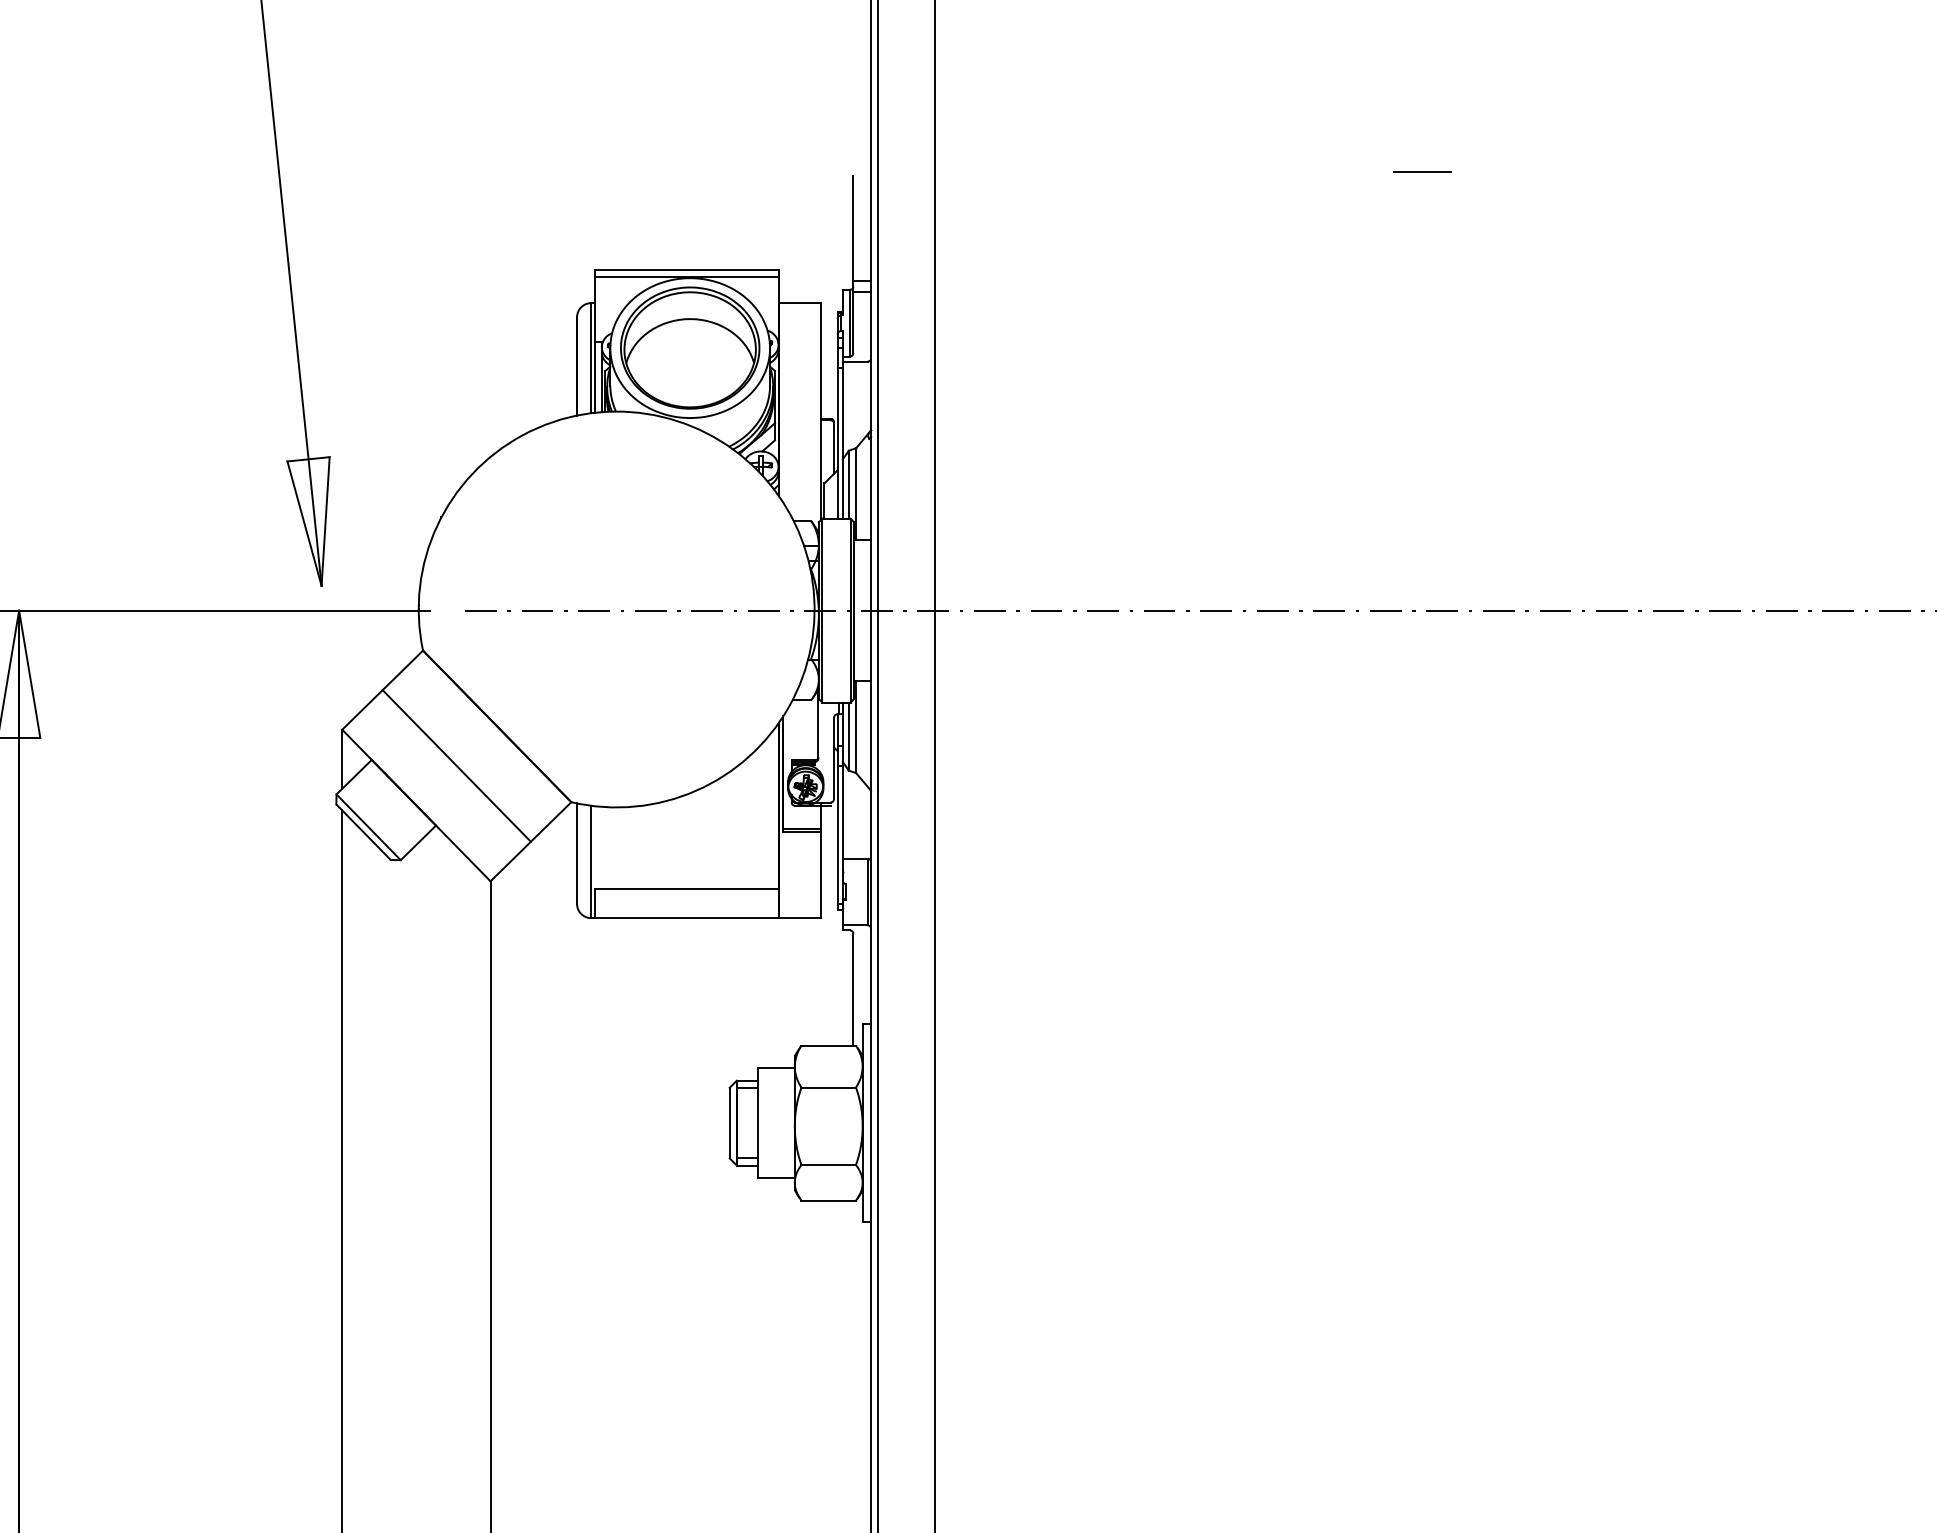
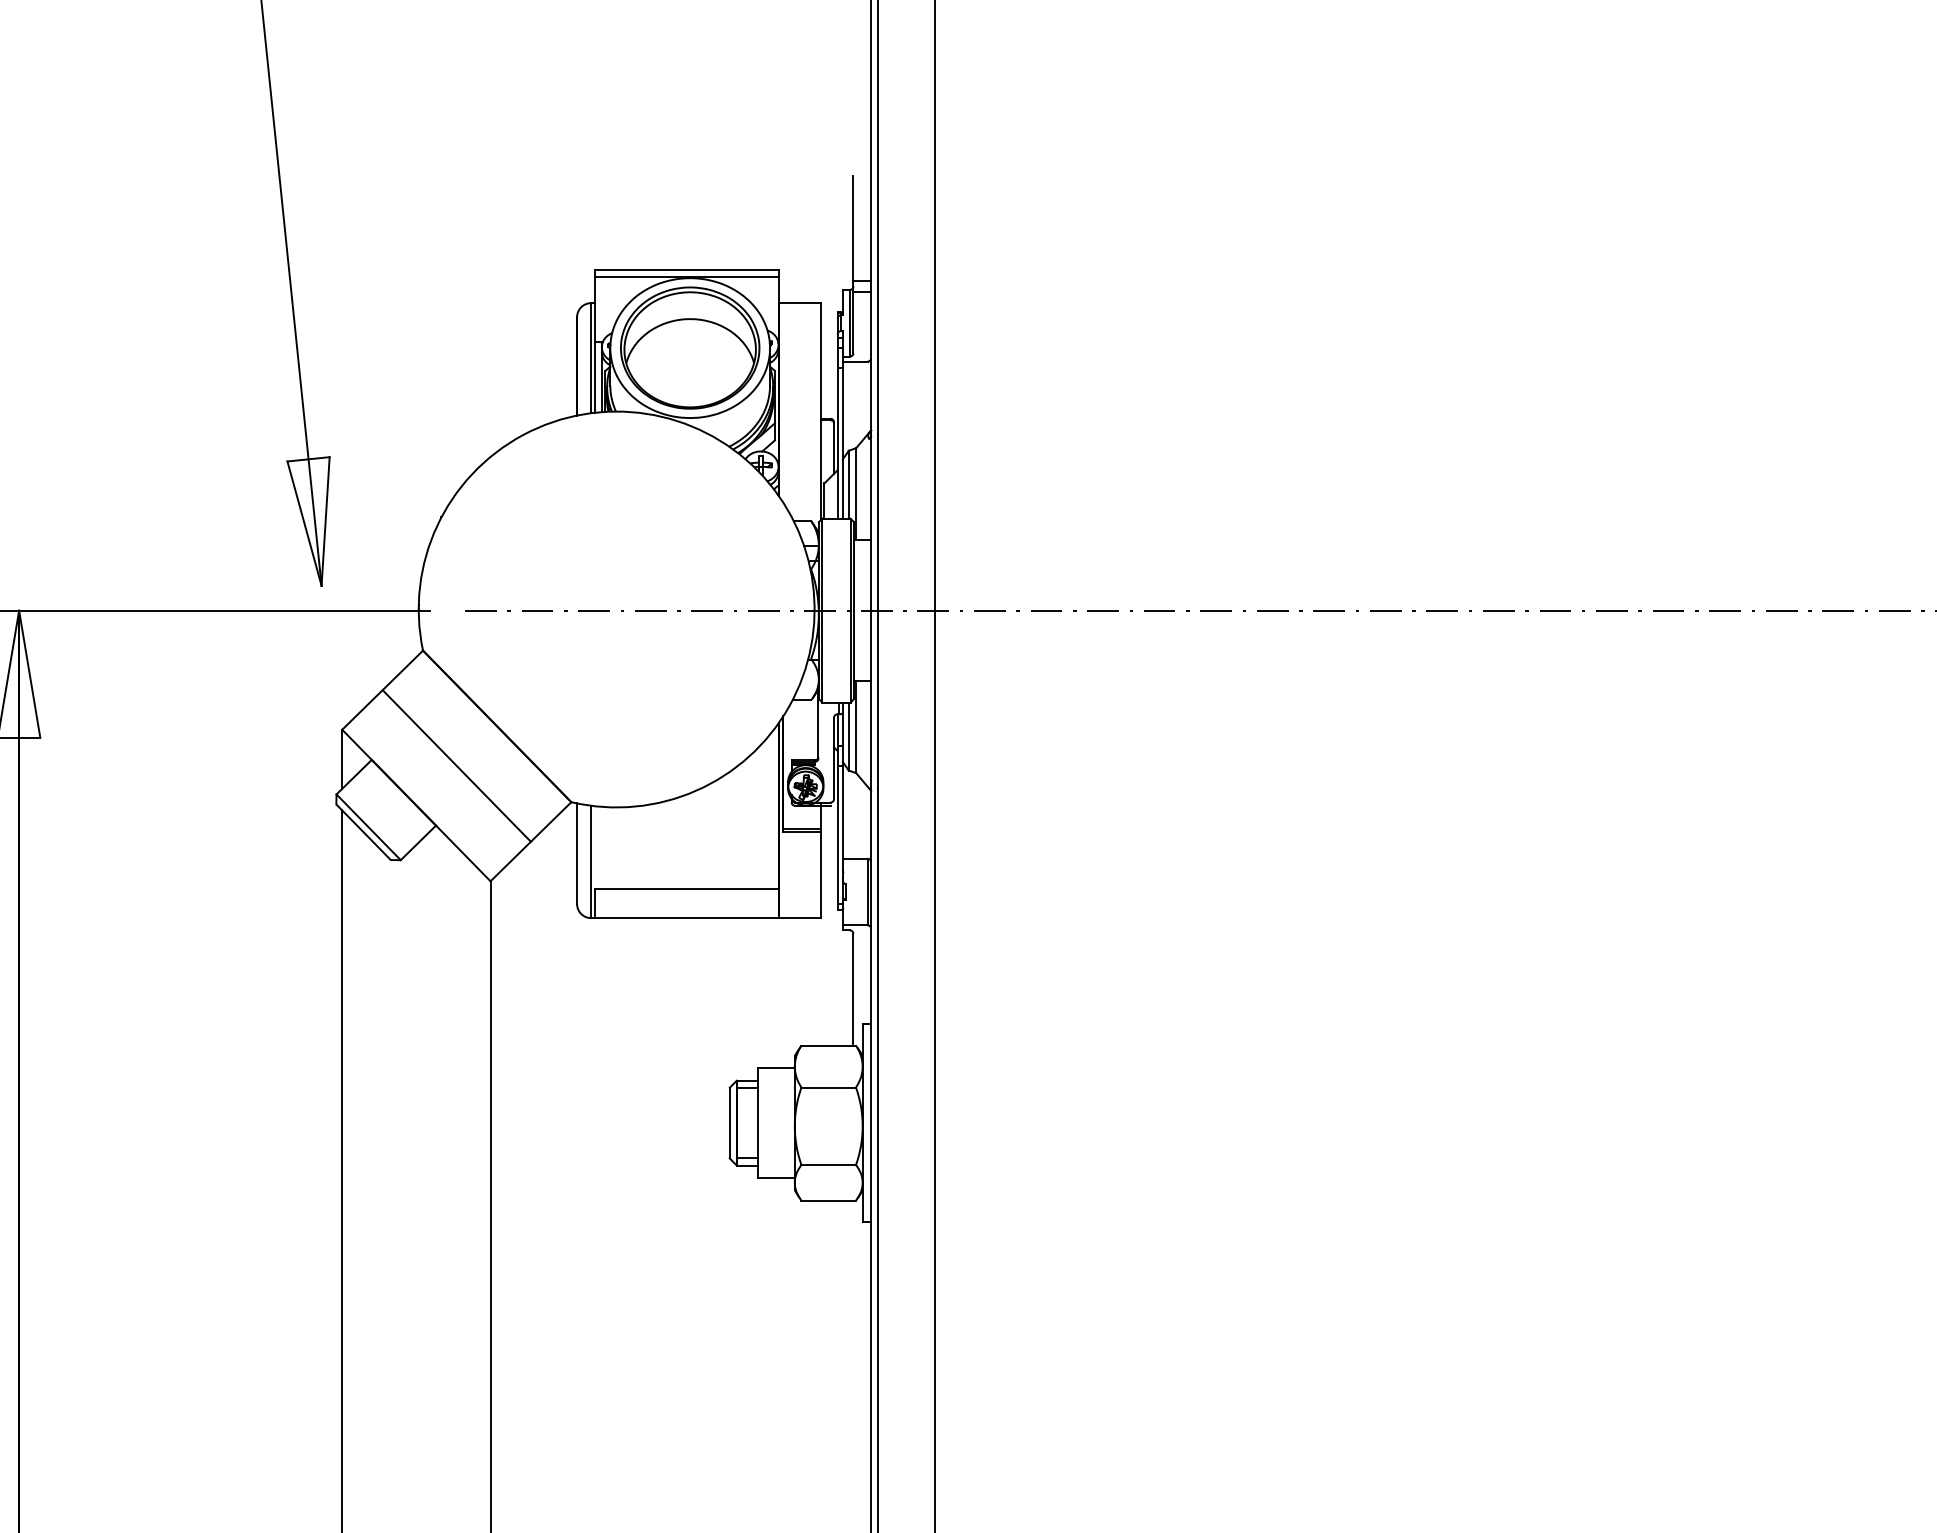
line: present -> none (1422, 171)
